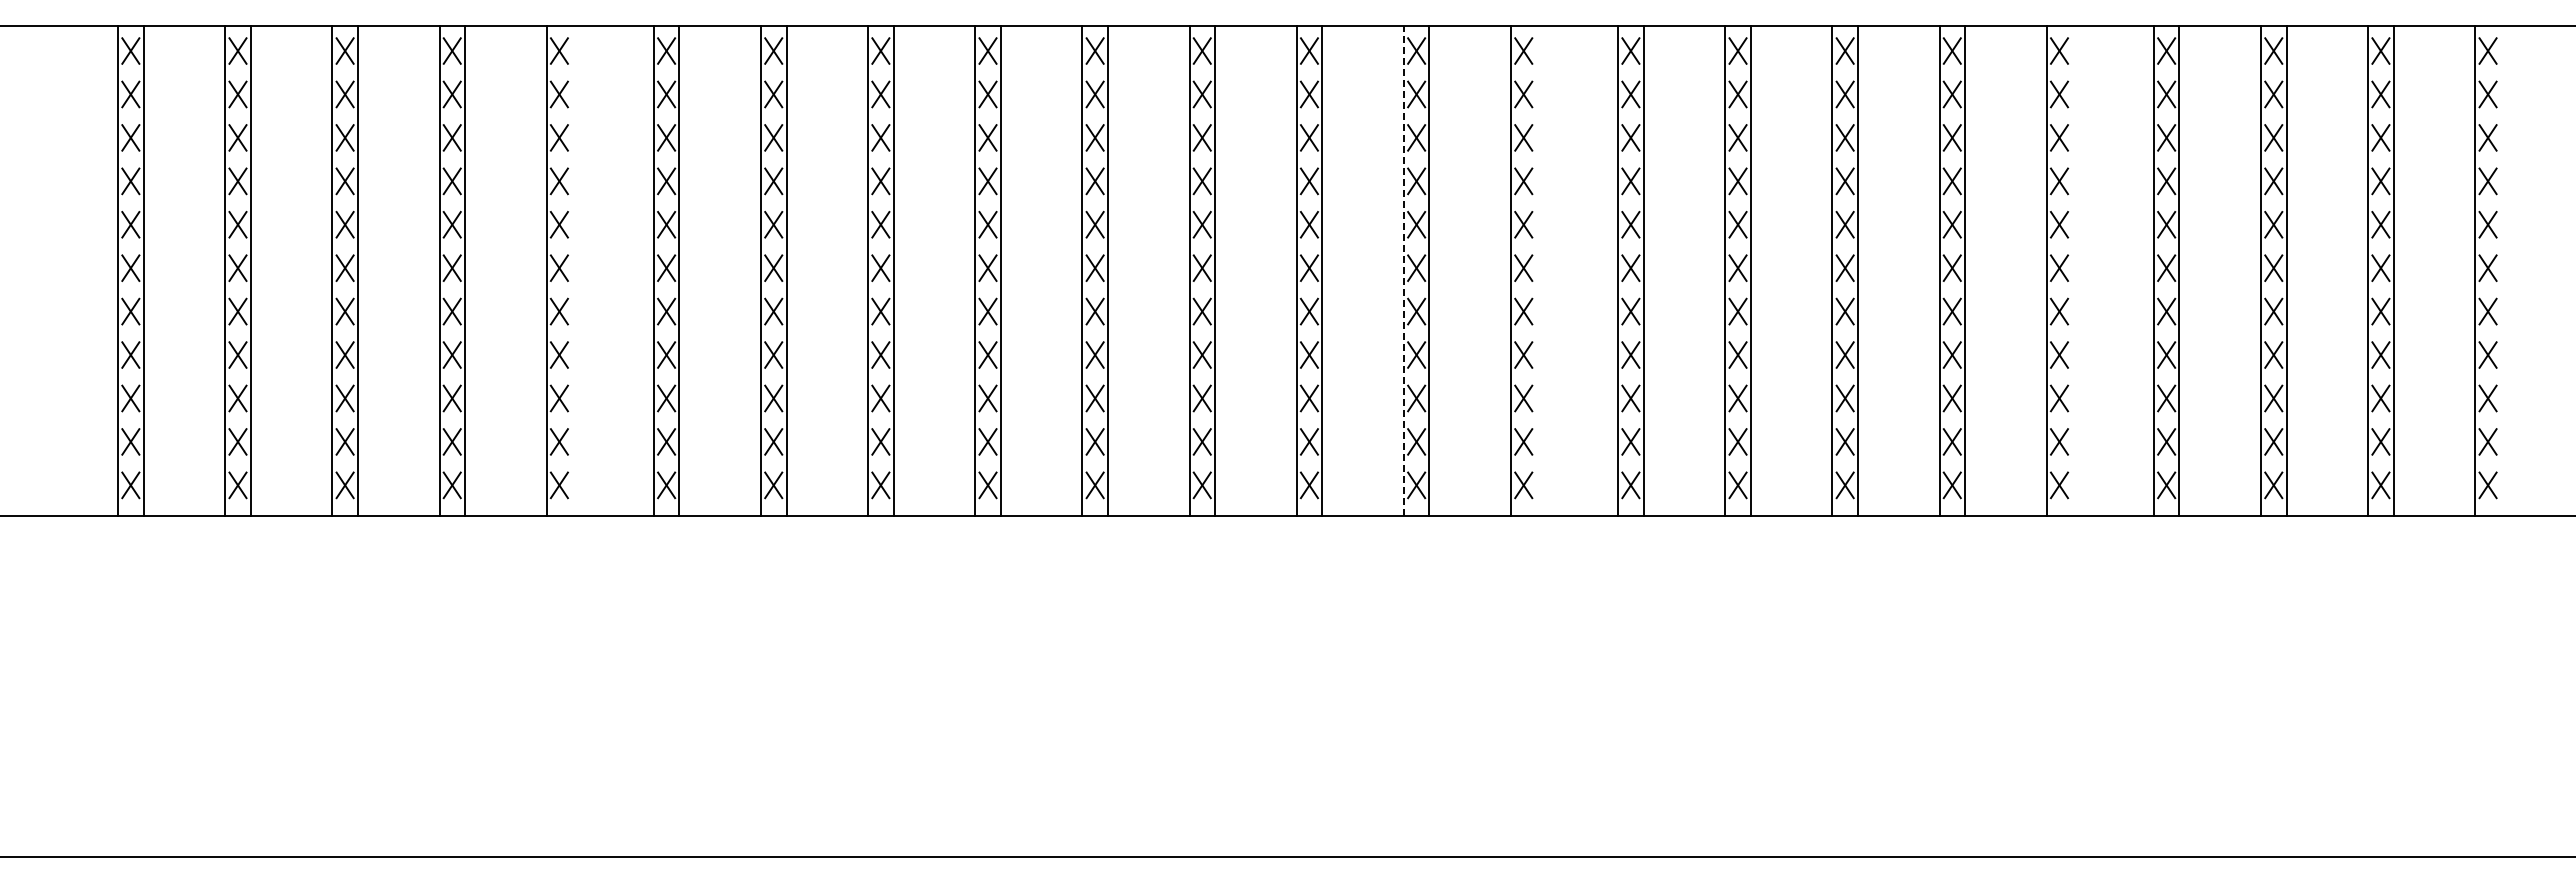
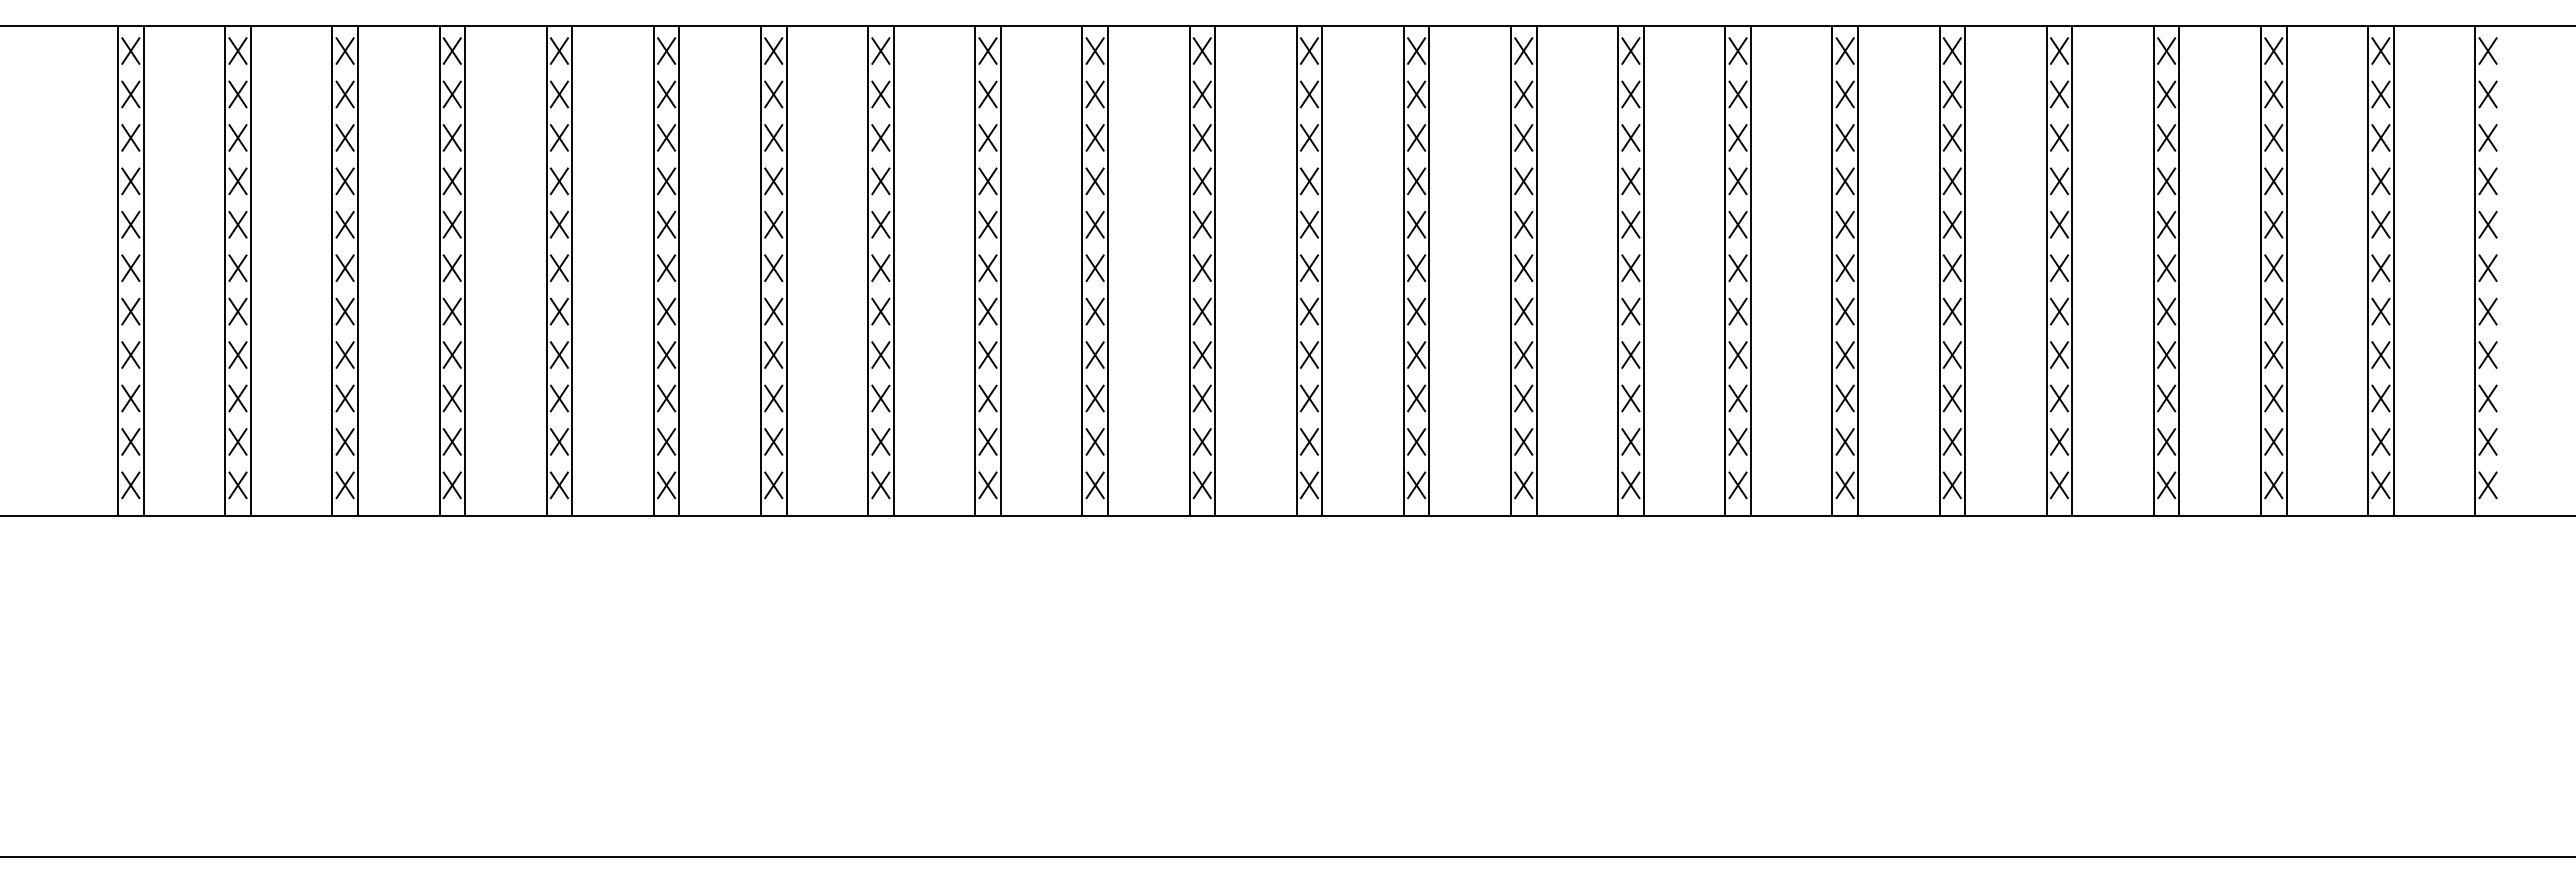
line: none -> present (572, 271)
line: dashed -> solid (1403, 271)
line: none -> present (1536, 271)
line: none -> present (2072, 271)
